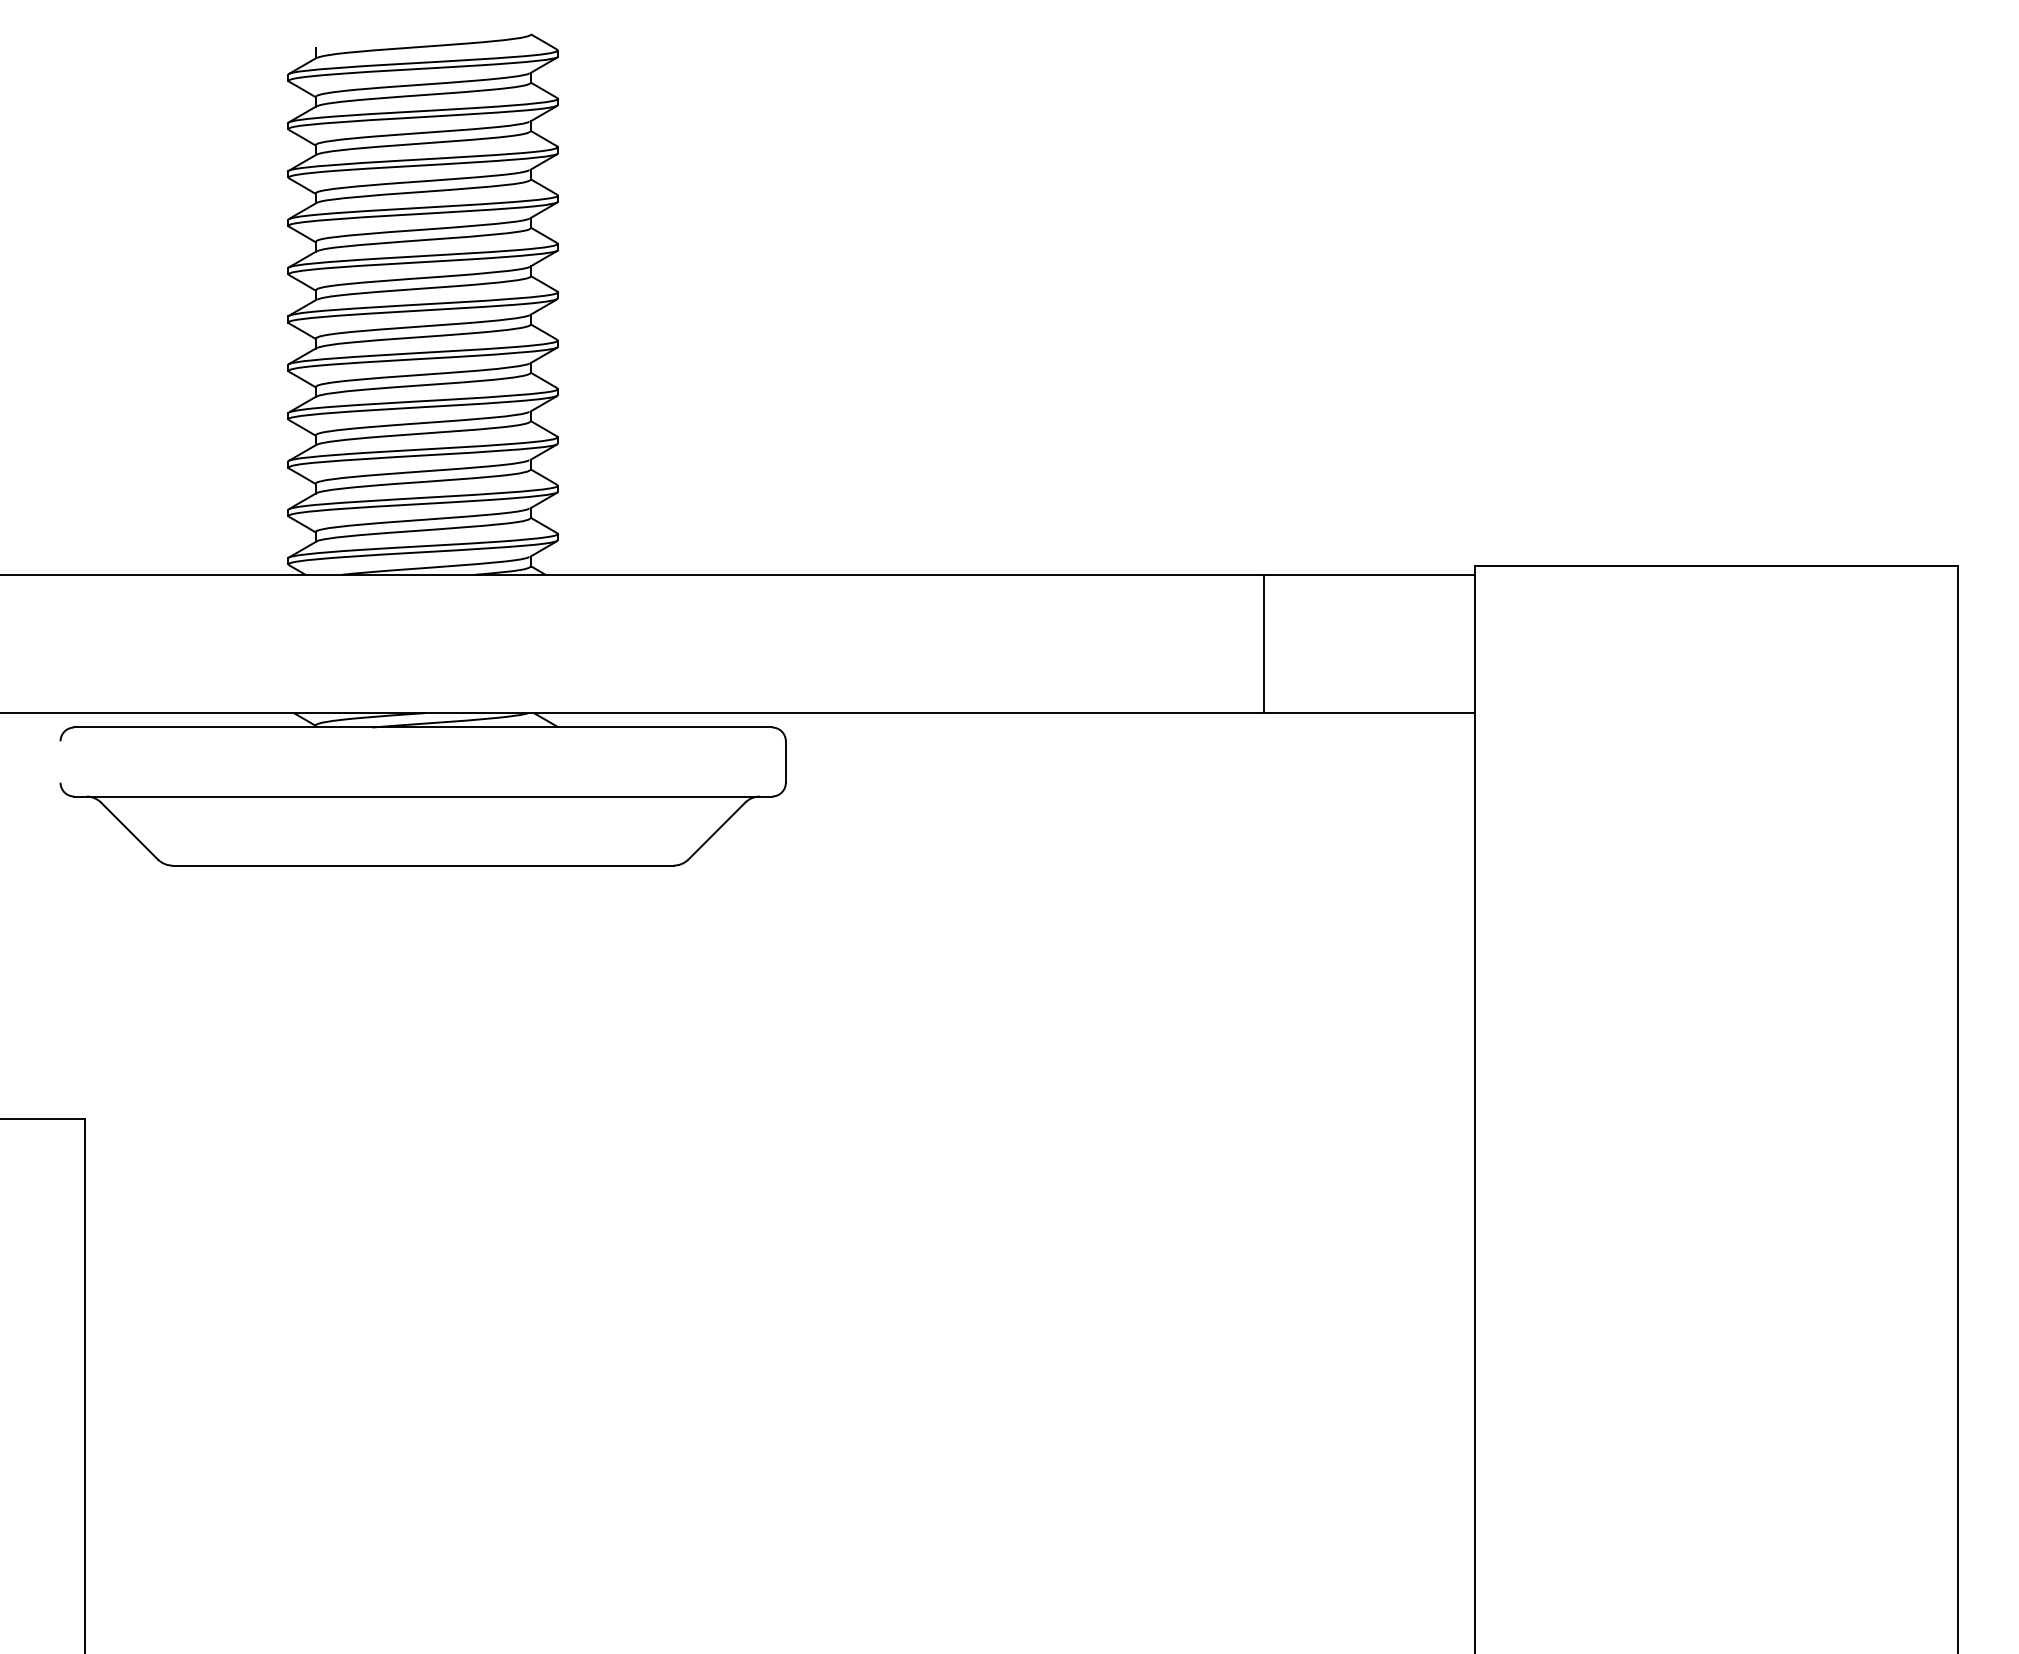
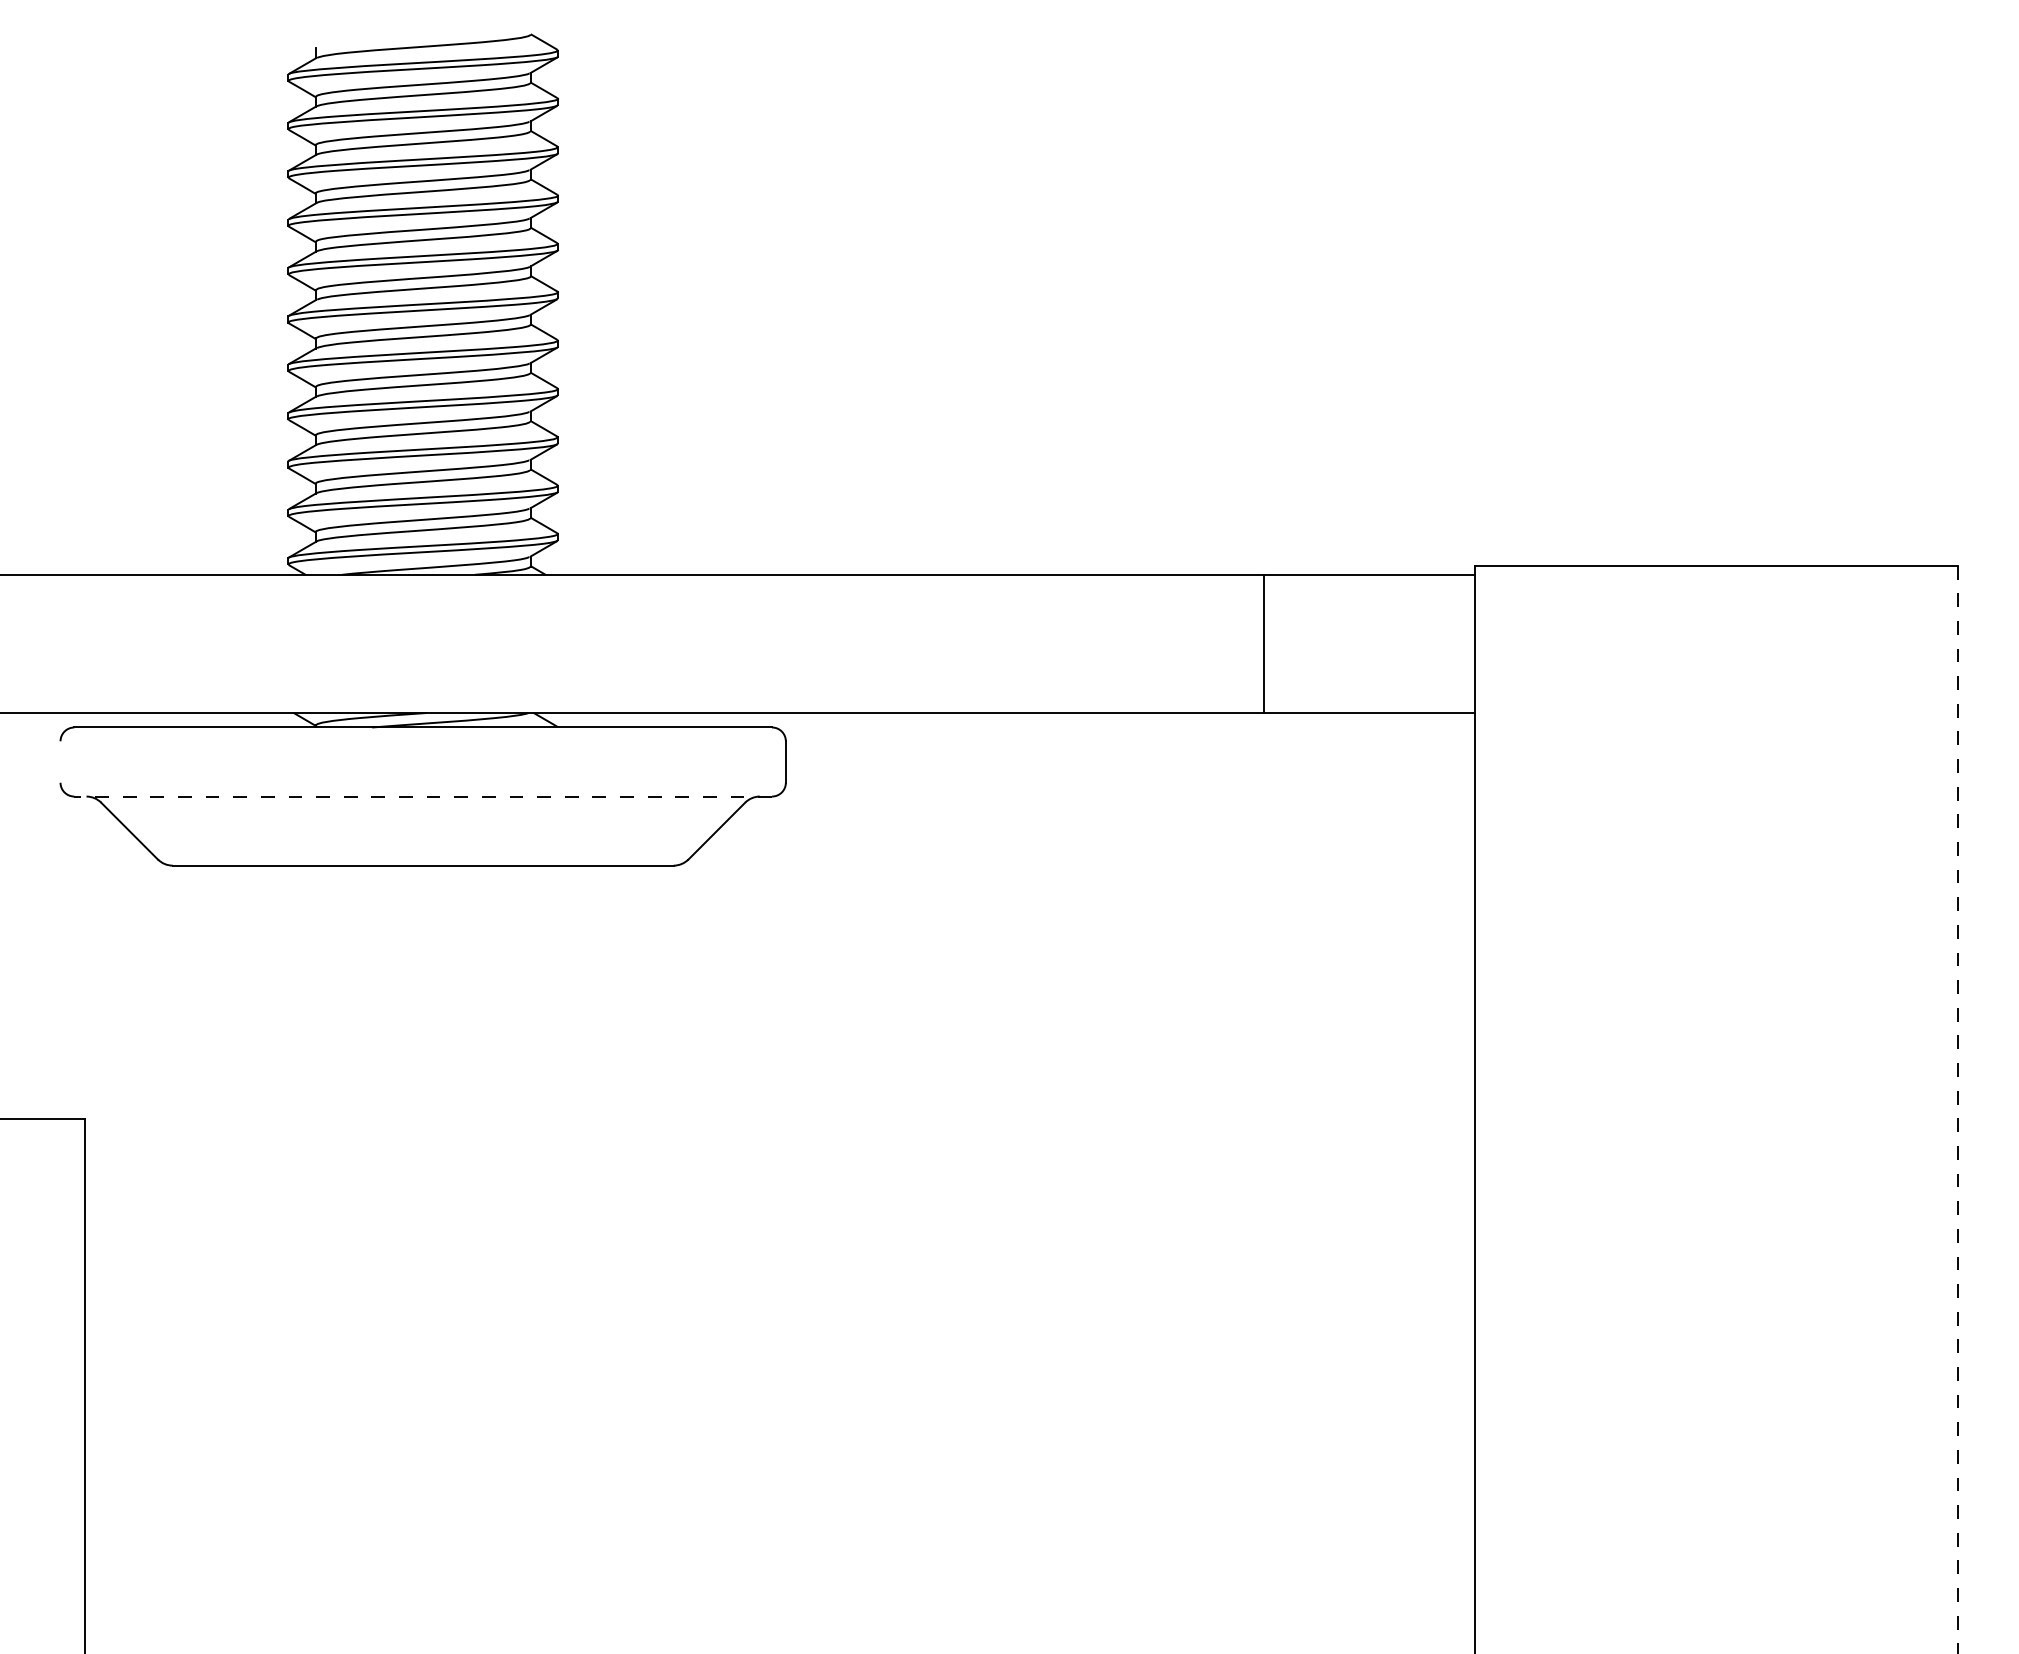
line: solid -> dashed (423, 796)
line: solid -> dashed (1958, 1109)
